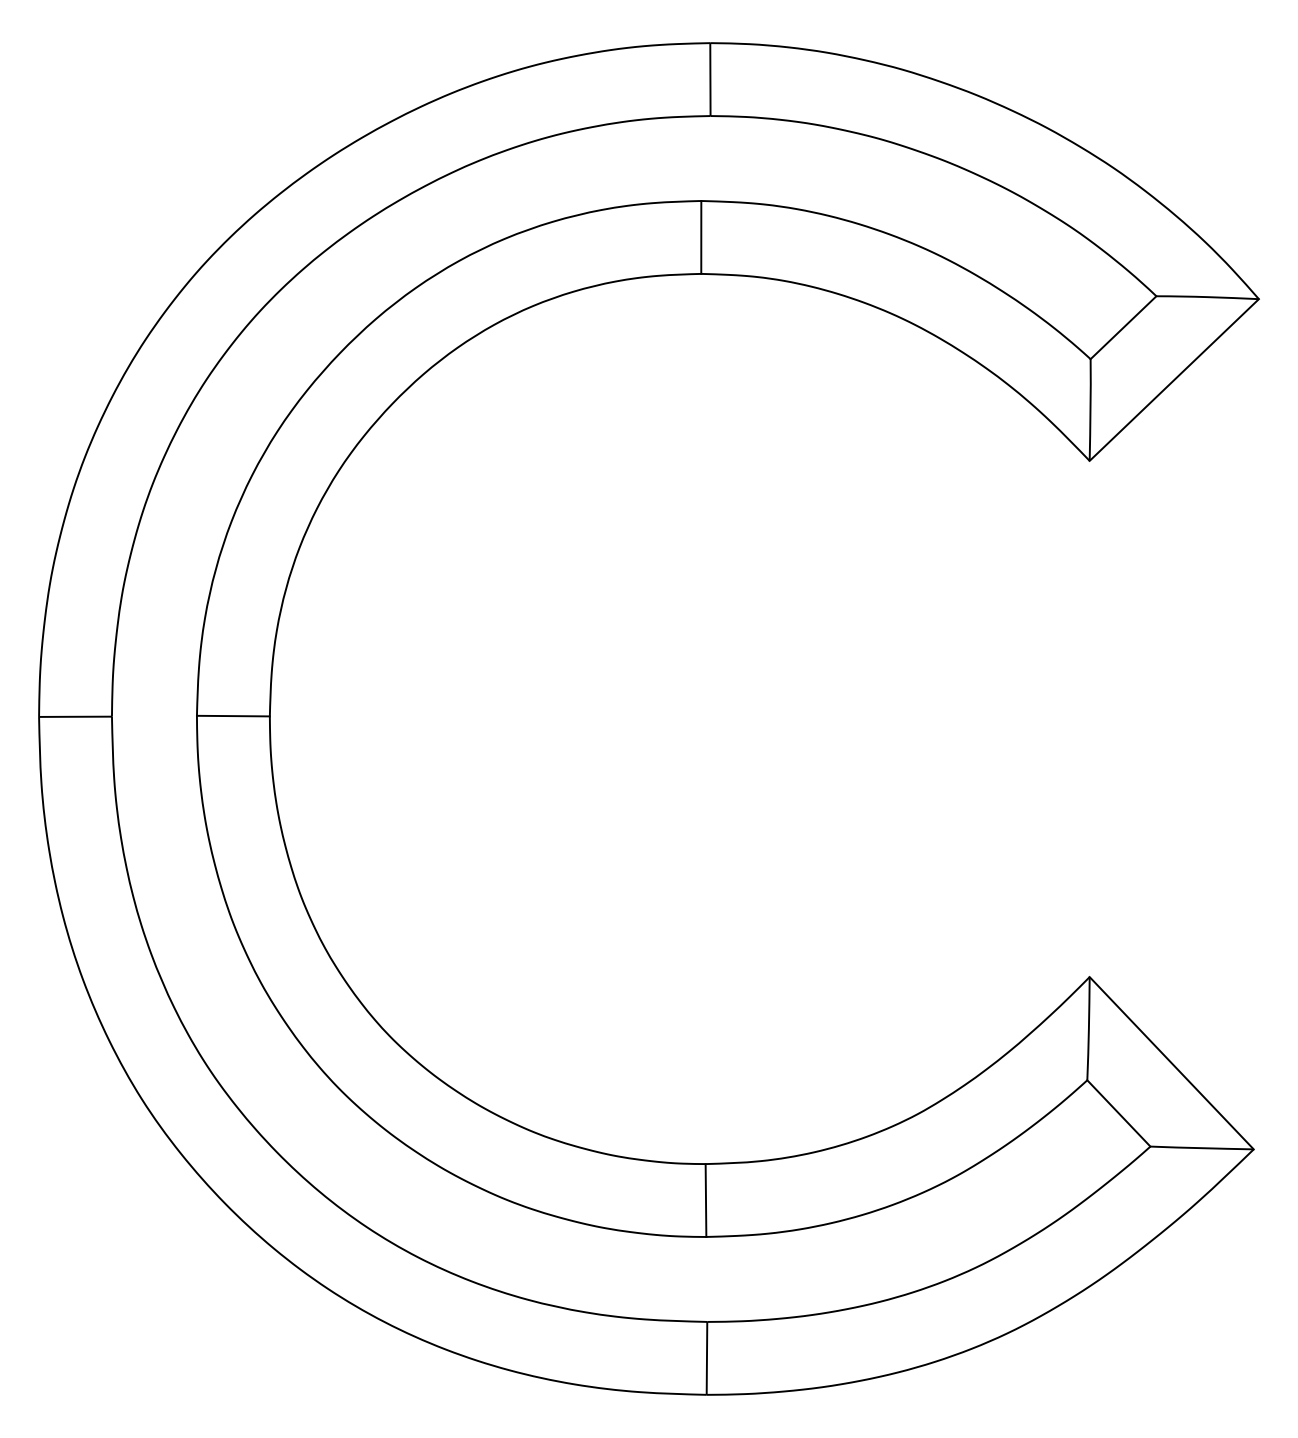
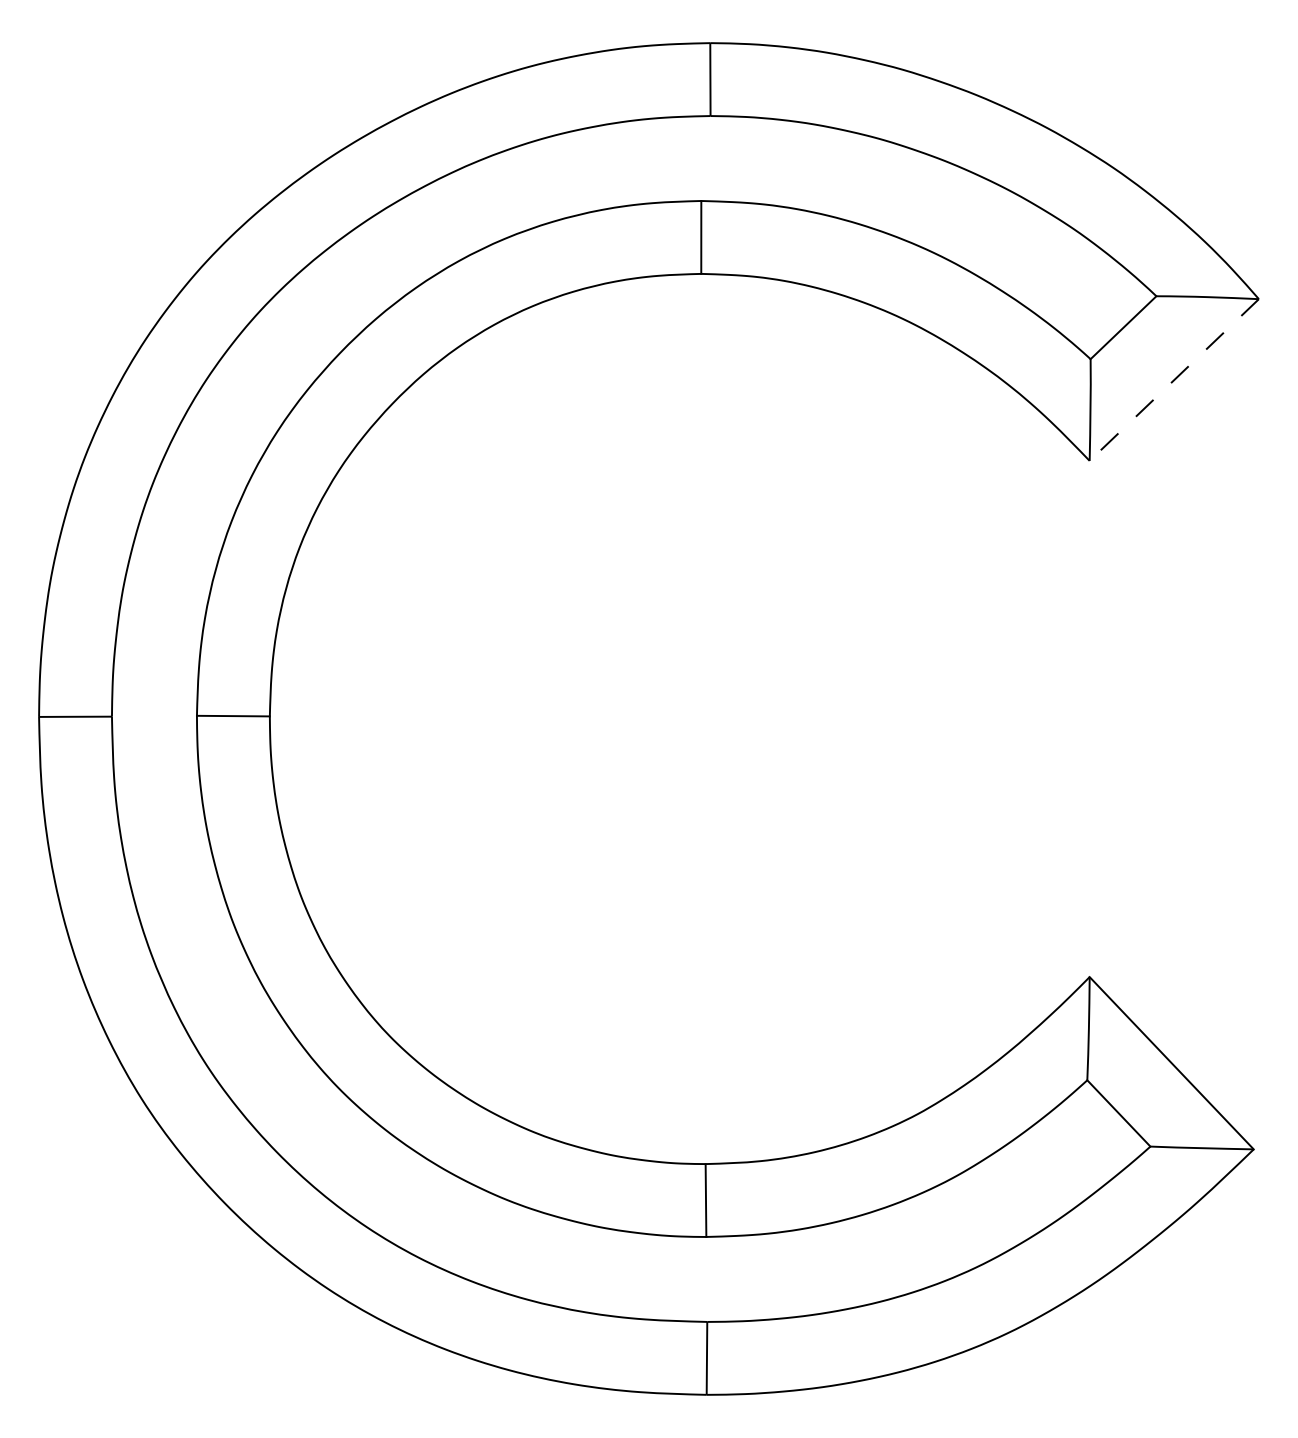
line: solid -> dashed (1173, 380)
